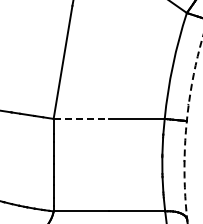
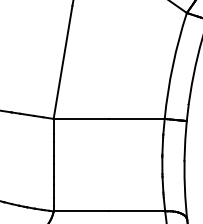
line: dashed -> solid (81, 118)
arc: dashed -> solid (186, 129)
